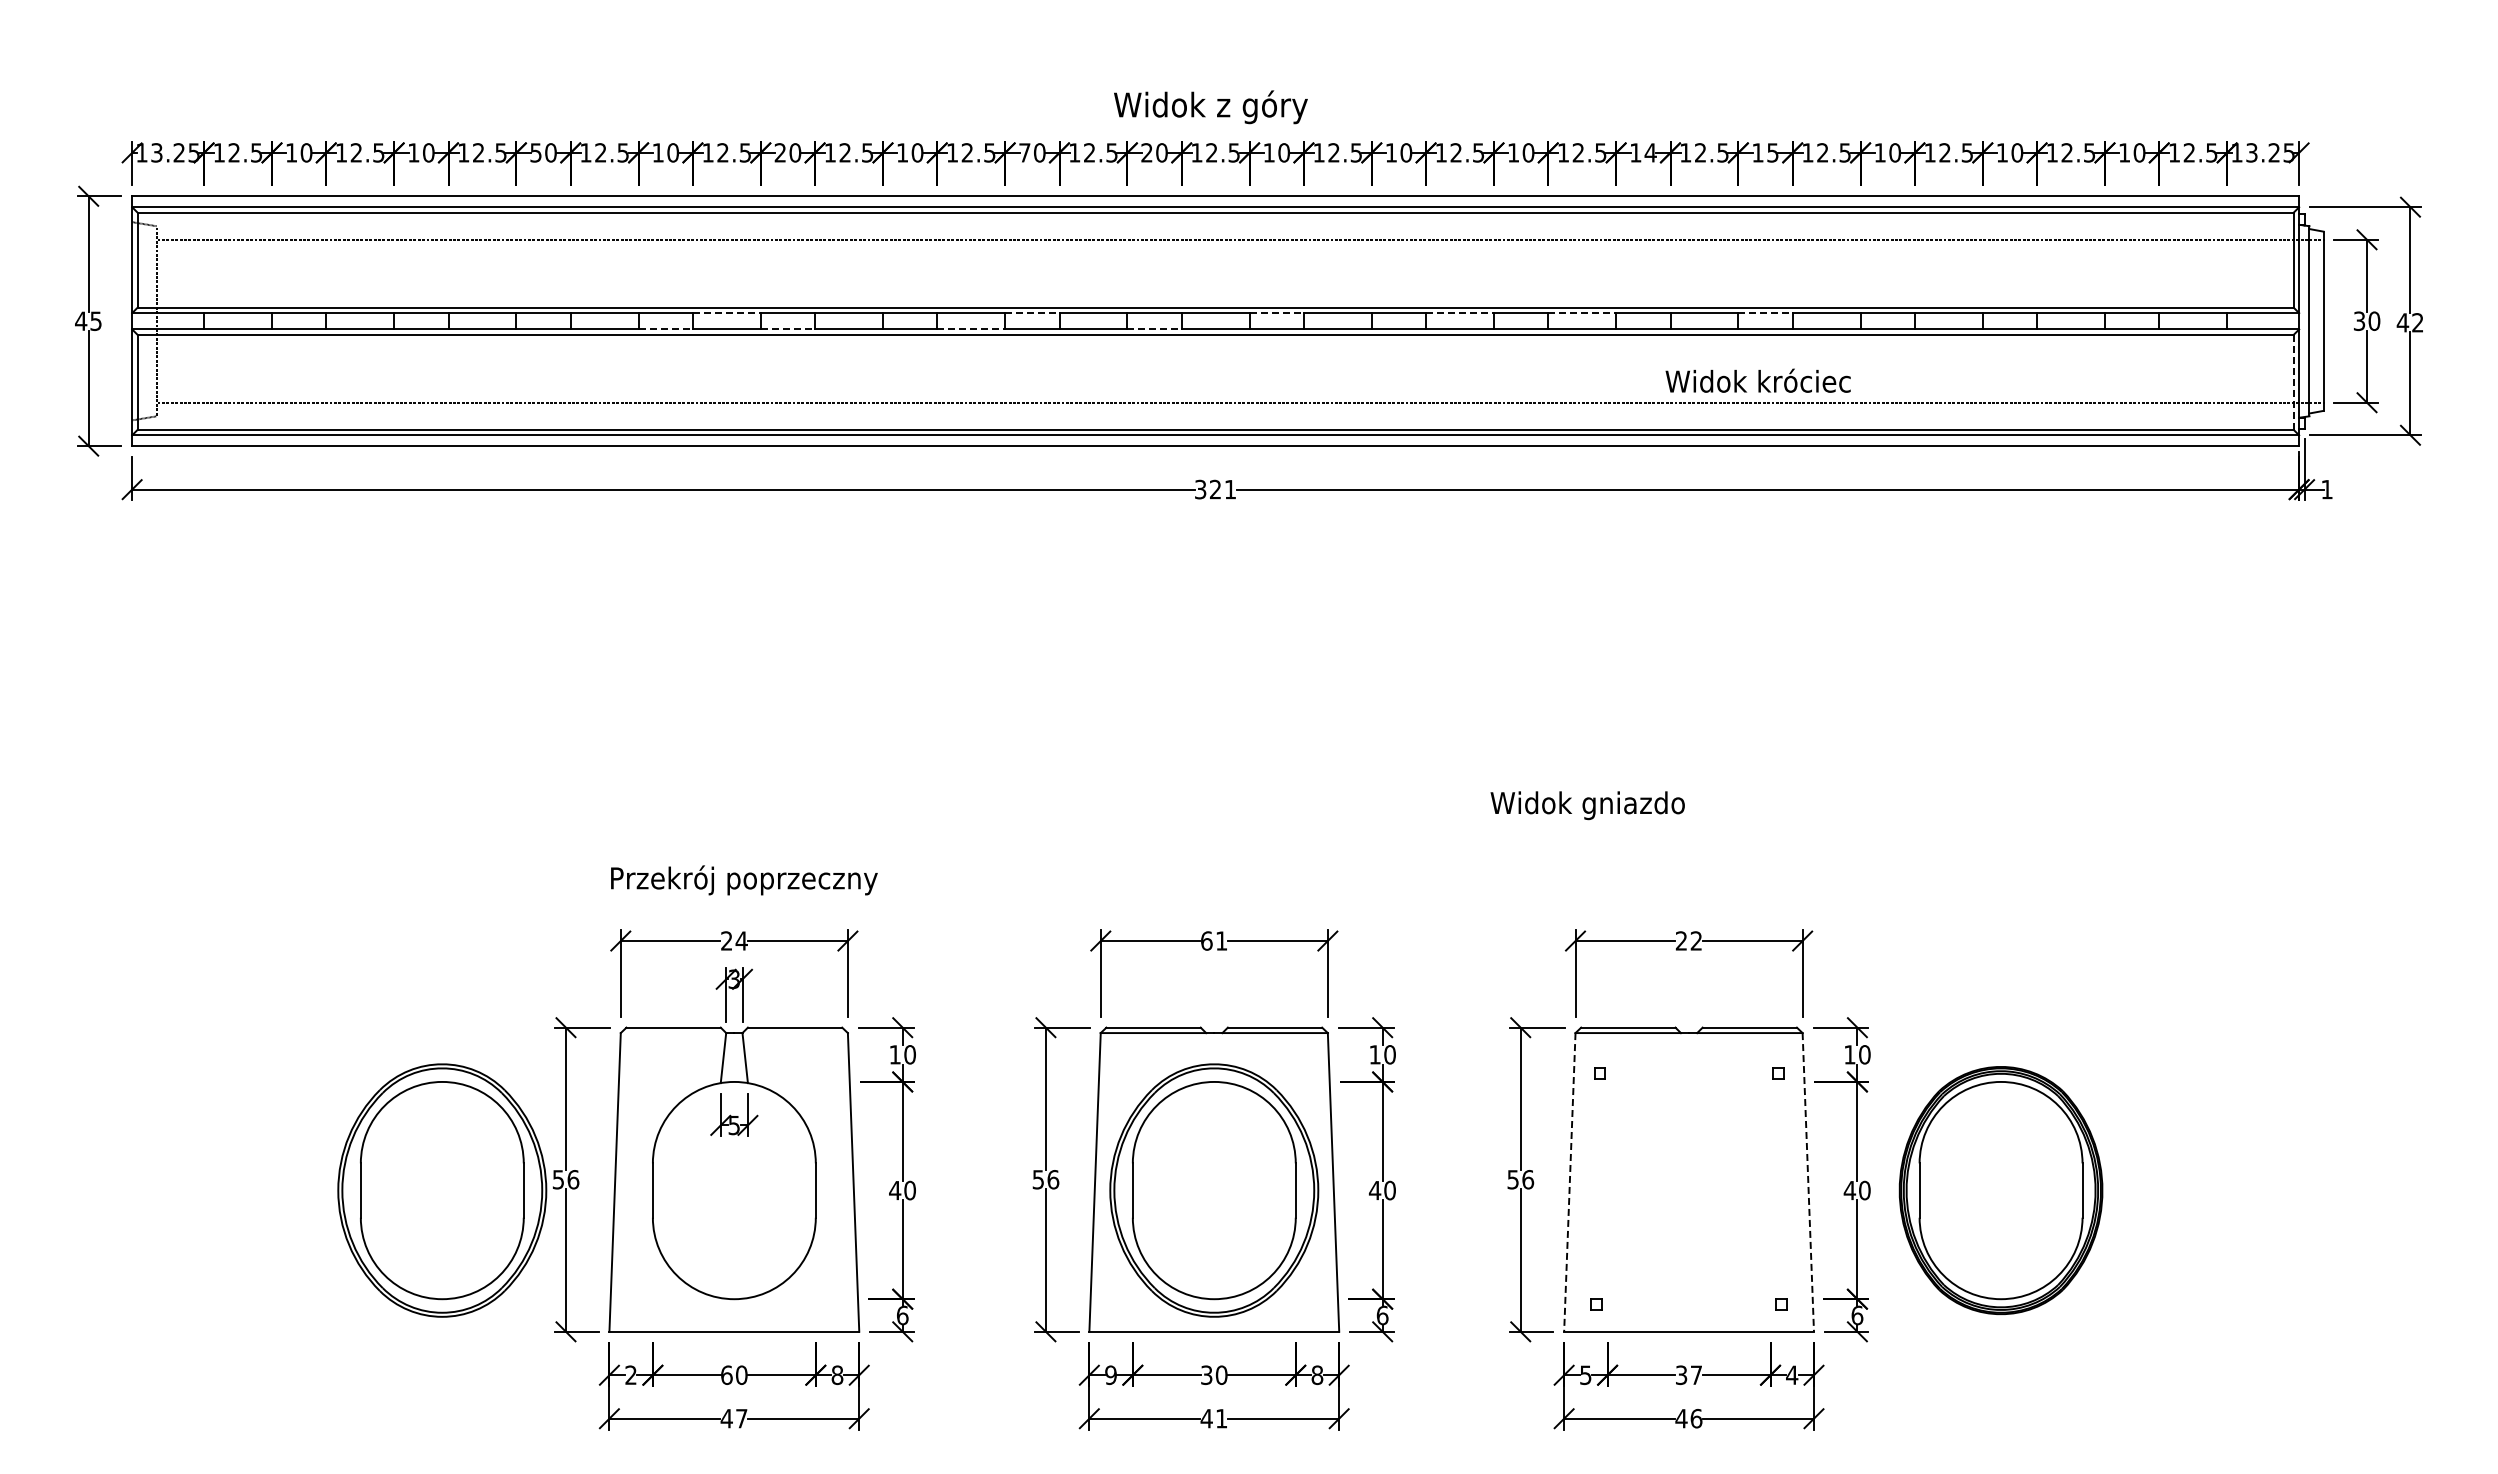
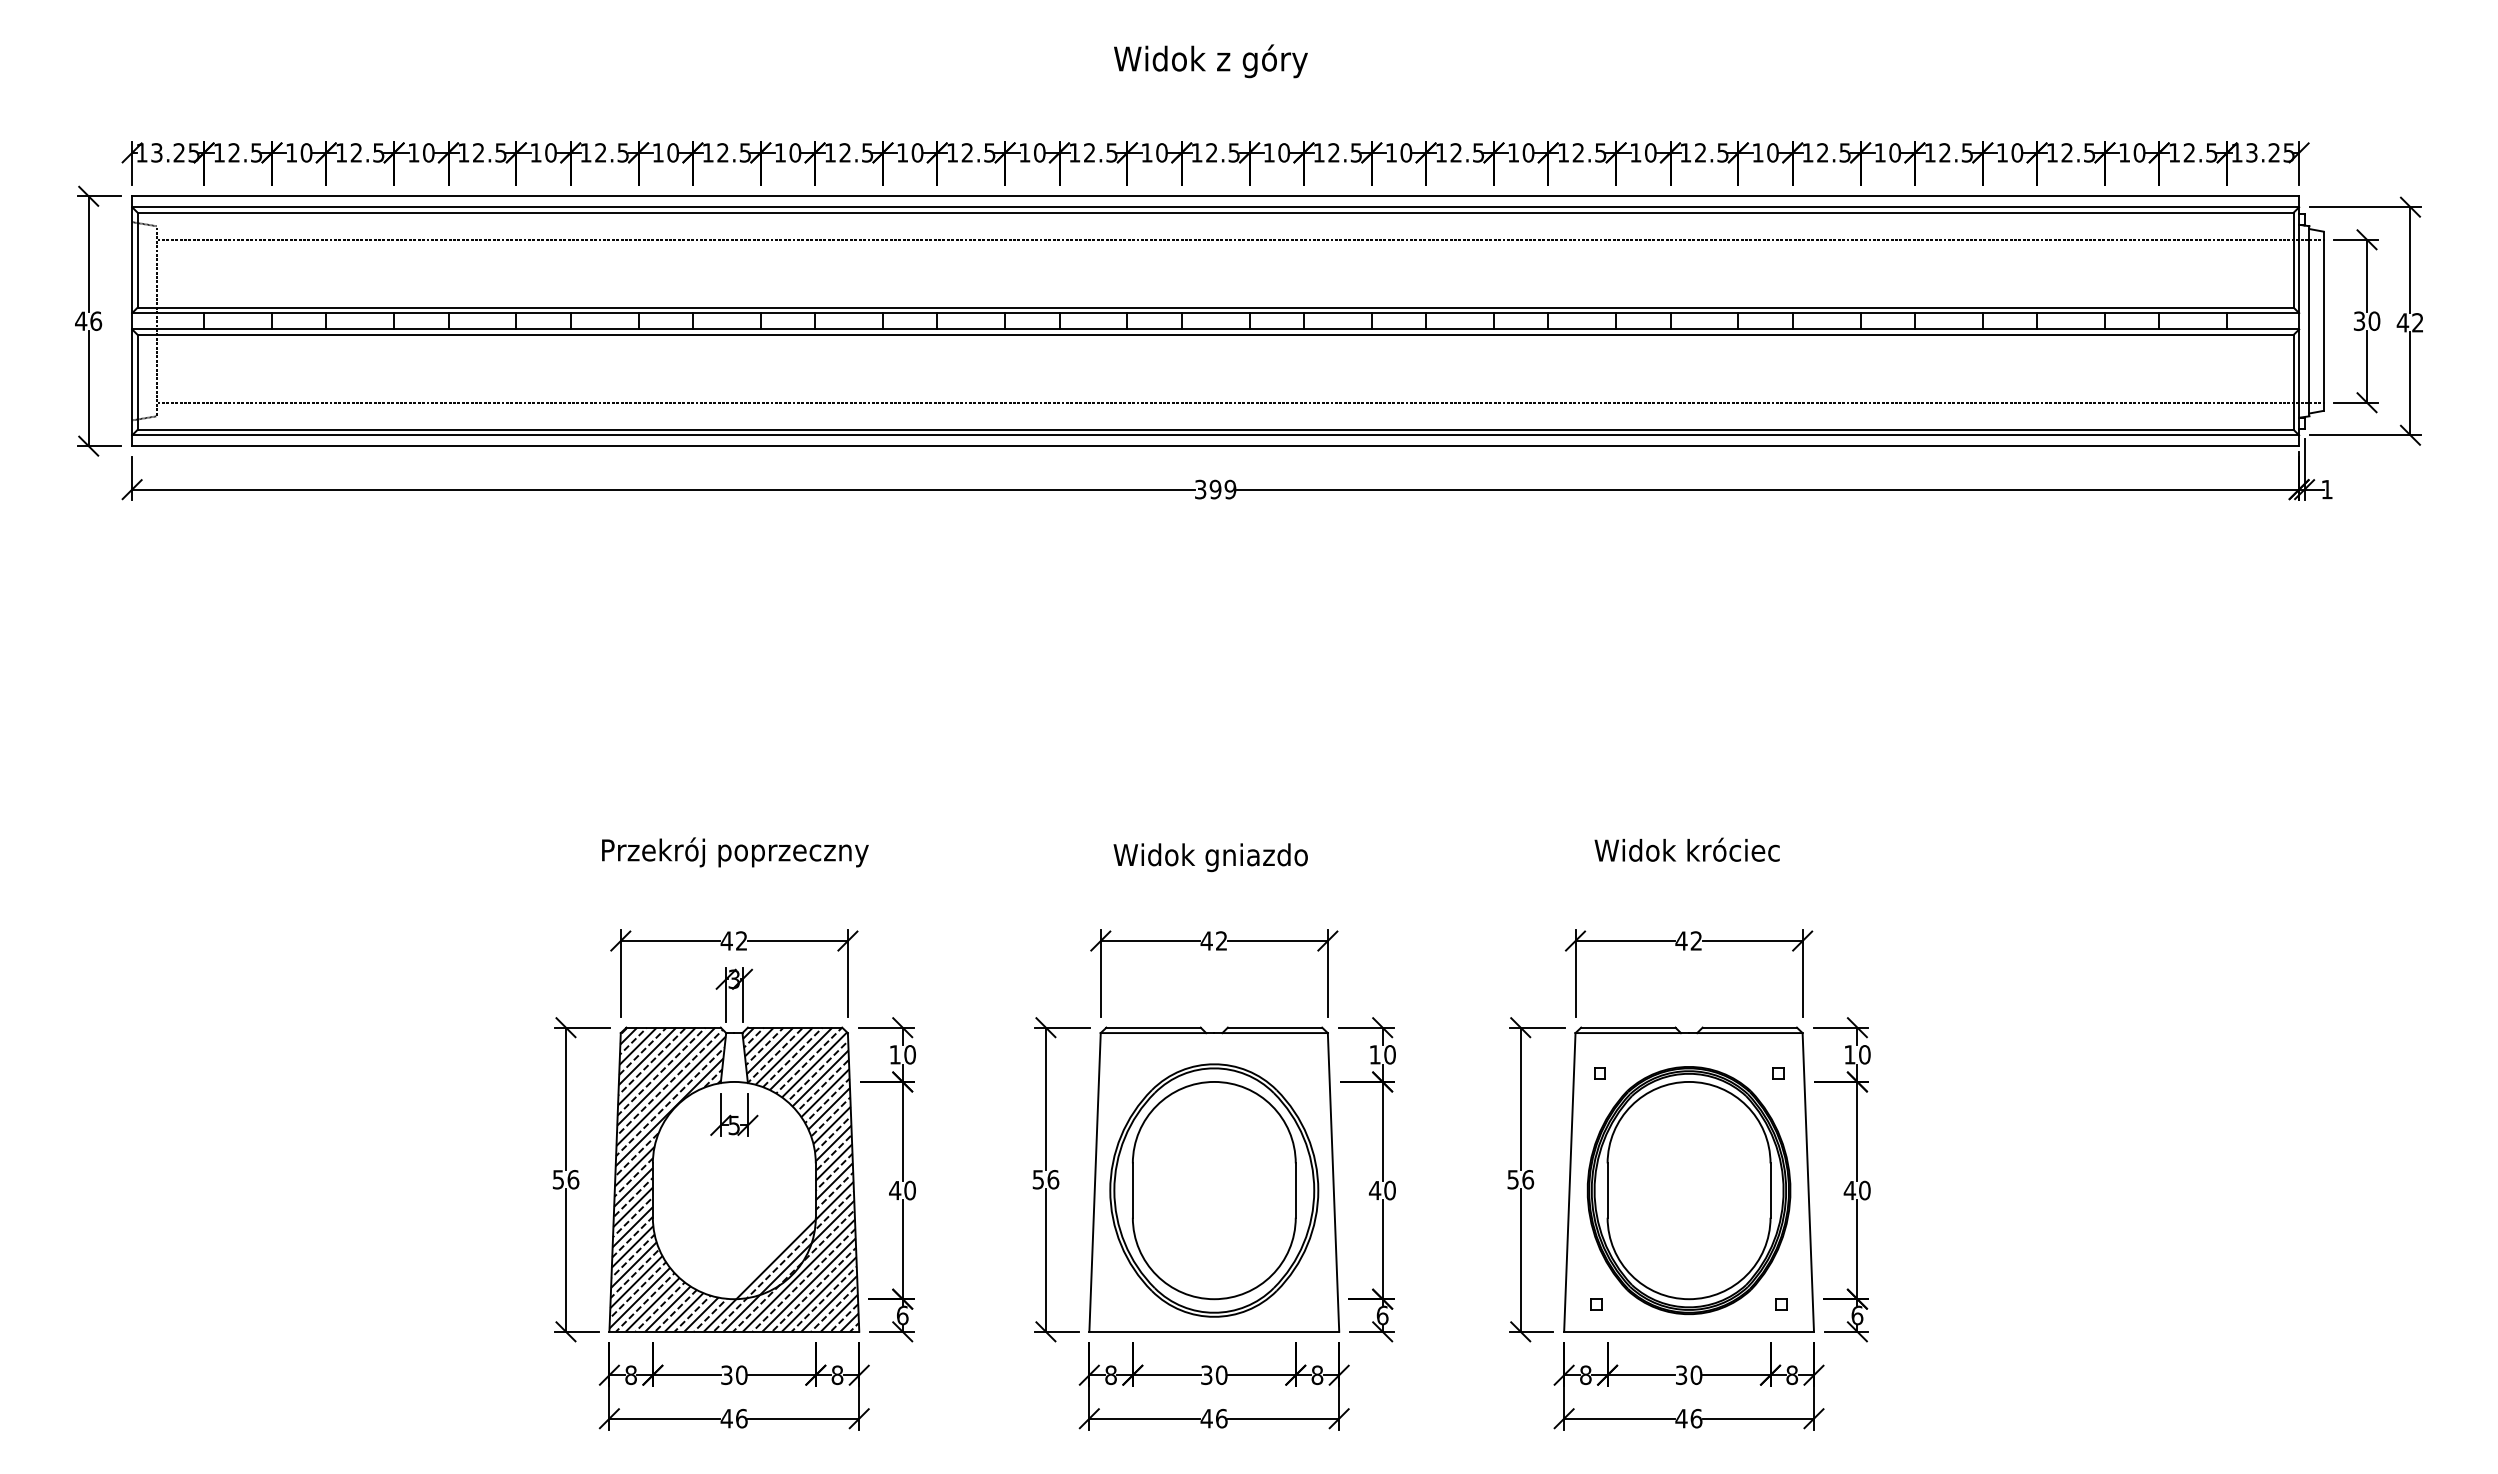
text position: (1210, 107) -> (1210, 61) (1210, 61)
text: 50 -> 10 (535, 152)
text: 20 -> 10 (779, 152)
text: 70 -> 10 (1024, 152)
text: 20 -> 10 (1146, 152)
text: 14 -> 10 (1650, 152)
text: 15 -> 10 (1772, 152)
line: dashed -> solid (726, 313)
line: dashed -> solid (1032, 313)
line: dashed -> solid (1277, 313)
line: dashed -> solid (1460, 313)
line: dashed -> solid (1582, 313)
line: dashed -> solid (1766, 313)
text: 45 -> 46 (96, 321)
line: dashed -> solid (666, 329)
line: dashed -> solid (788, 329)
line: dashed -> solid (971, 329)
line: dashed -> solid (1155, 329)
text position: (1757, 380) -> (1686, 849) (1686, 849)
line: dashed -> solid (2293, 382)
text: 321 -> 399 (1222, 489)
text position: (1587, 805) -> (1210, 857) (1210, 857)
text position: (744, 880) -> (735, 852) (735, 852)
text: 24 -> 42 (733, 940)
text: 61 -> 42 (1213, 940)
text: 22 -> 42 (1681, 940)
hatch: none -> present (733, 1179)
line: dashed -> solid (1569, 1182)
line: dashed -> solid (1808, 1182)
part: present -> none (442, 1190)
part position: (2000, 1190) -> (1688, 1190) (1688, 1190)
text: 5 -> 8 (1585, 1374)
text: 2 -> 8 (630, 1375)
text: 60 -> 30 (726, 1375)
text: 9 -> 8 (1110, 1375)
text: 37 -> 30 (1696, 1375)
text: 4 -> 8 (1792, 1375)
text: 47 -> 46 (741, 1418)
text: 41 -> 46 (1221, 1418)
